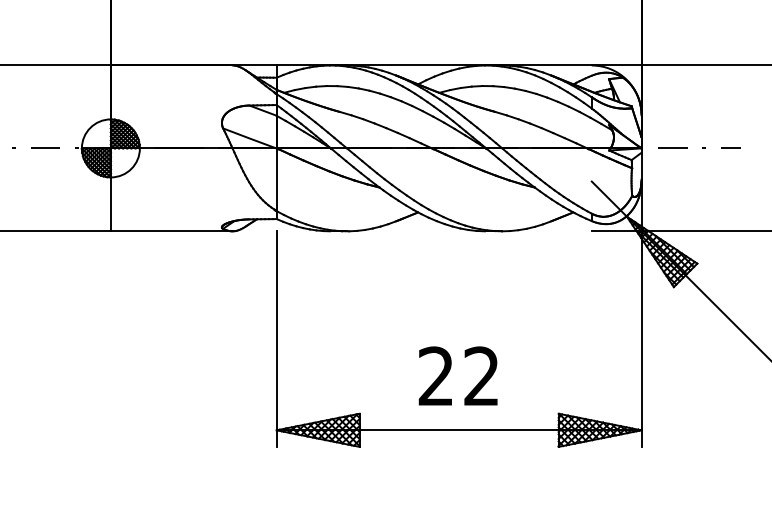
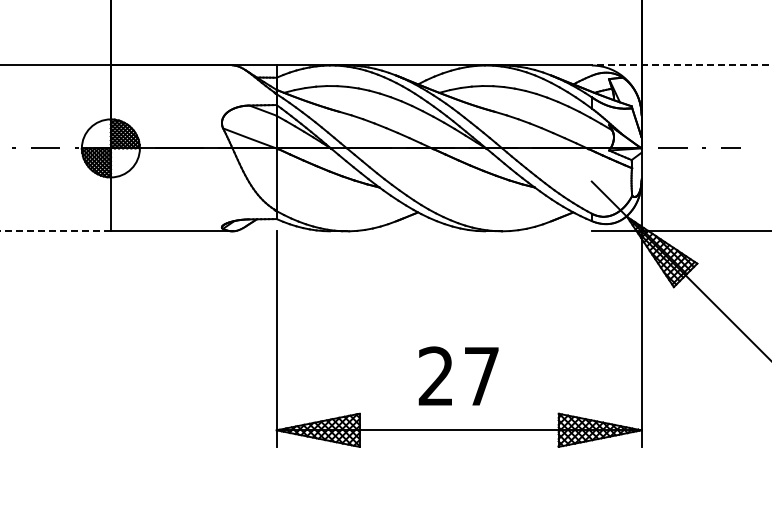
line: solid -> dashed (681, 65)
line: solid -> dashed (55, 231)
text: 22 -> 27 (481, 375)
